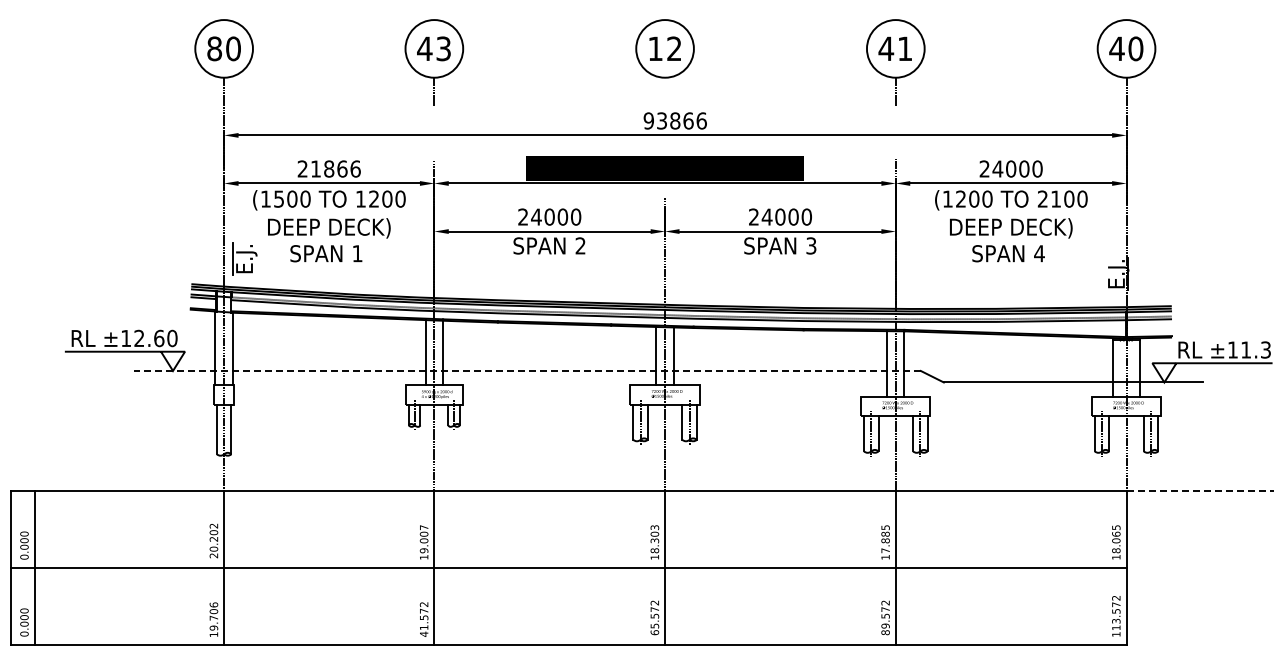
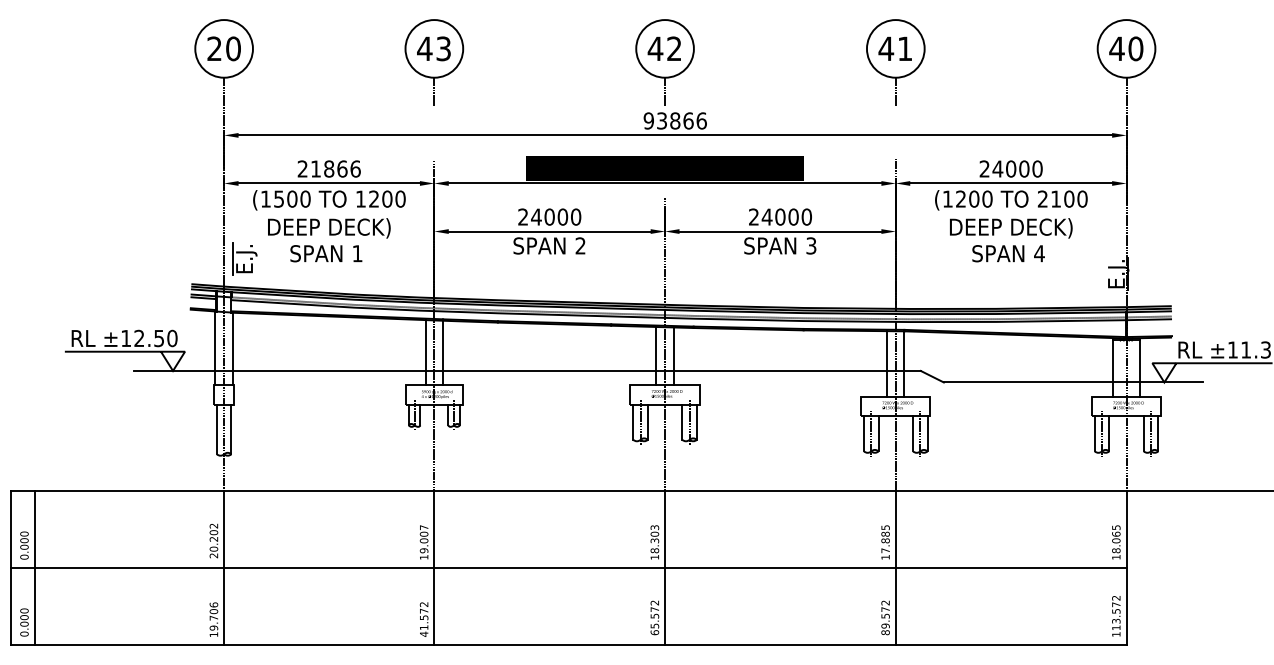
text: 80 -> 20 (214, 48)
text: 12 -> 42 (655, 48)
line: none -> present (665, 91)
text: ±12.60 -> ±12.50 (159, 338)
line: dashed -> solid (527, 370)
line: dashed -> solid (1200, 491)
